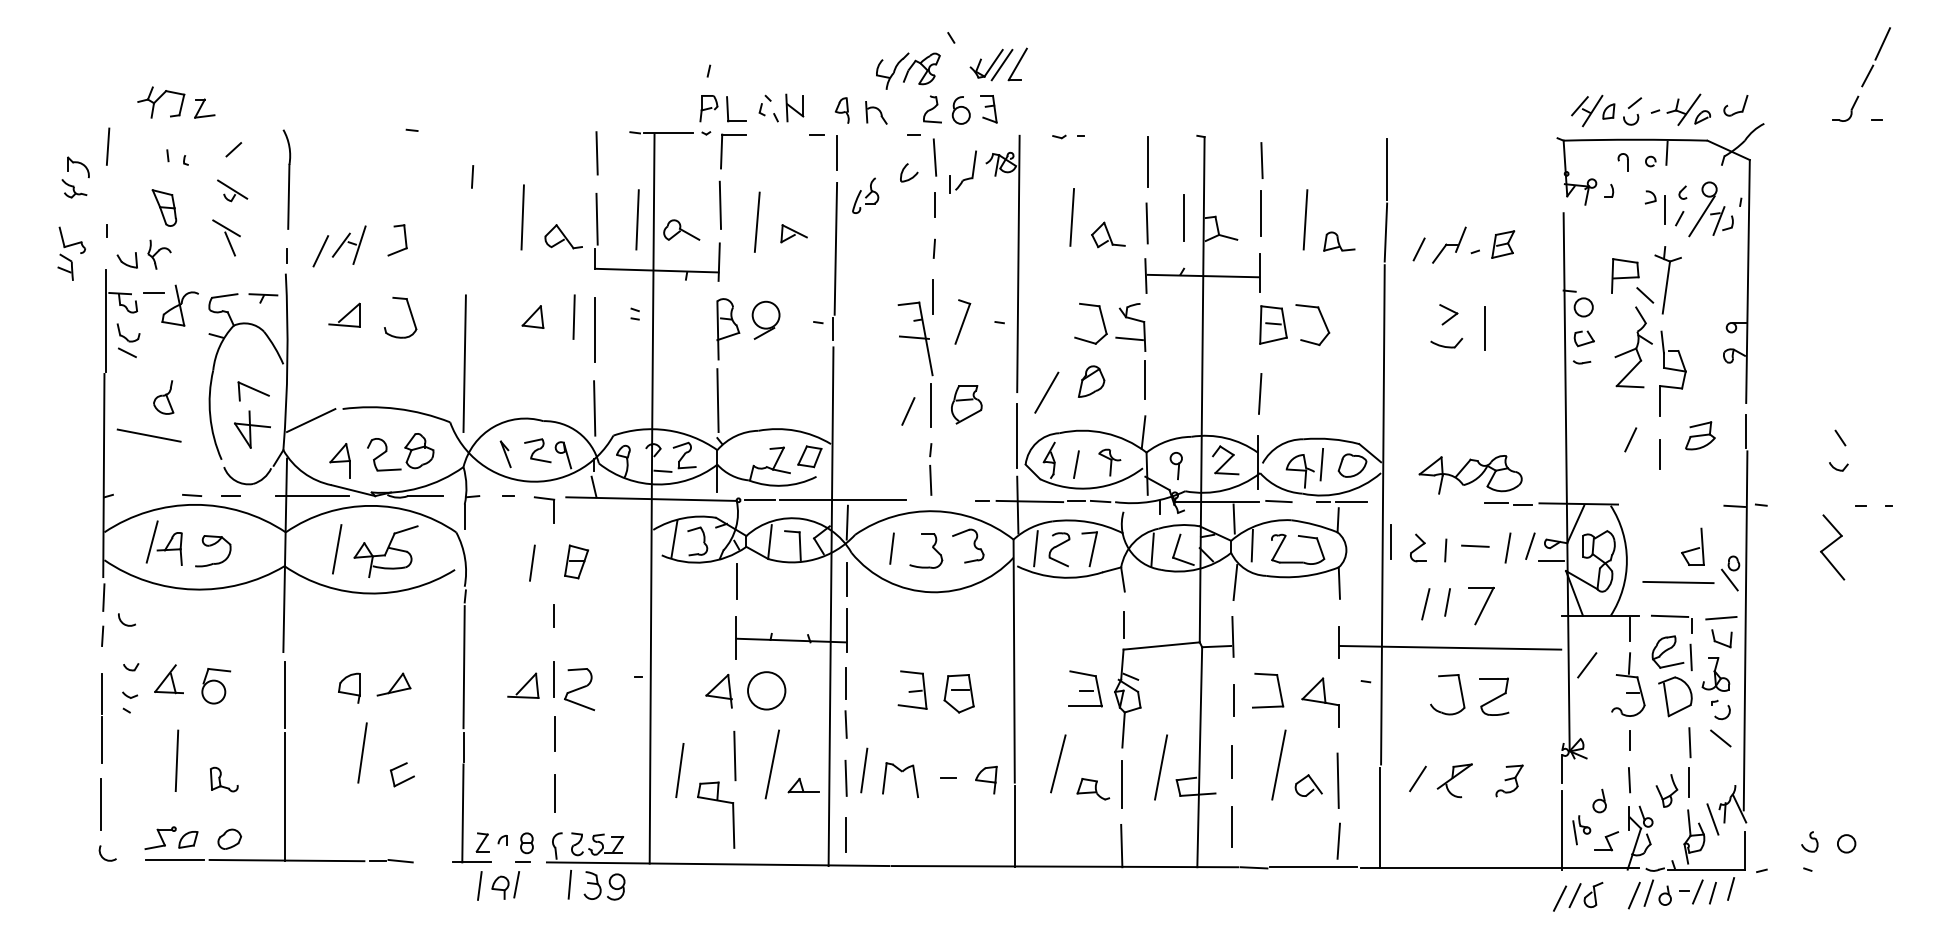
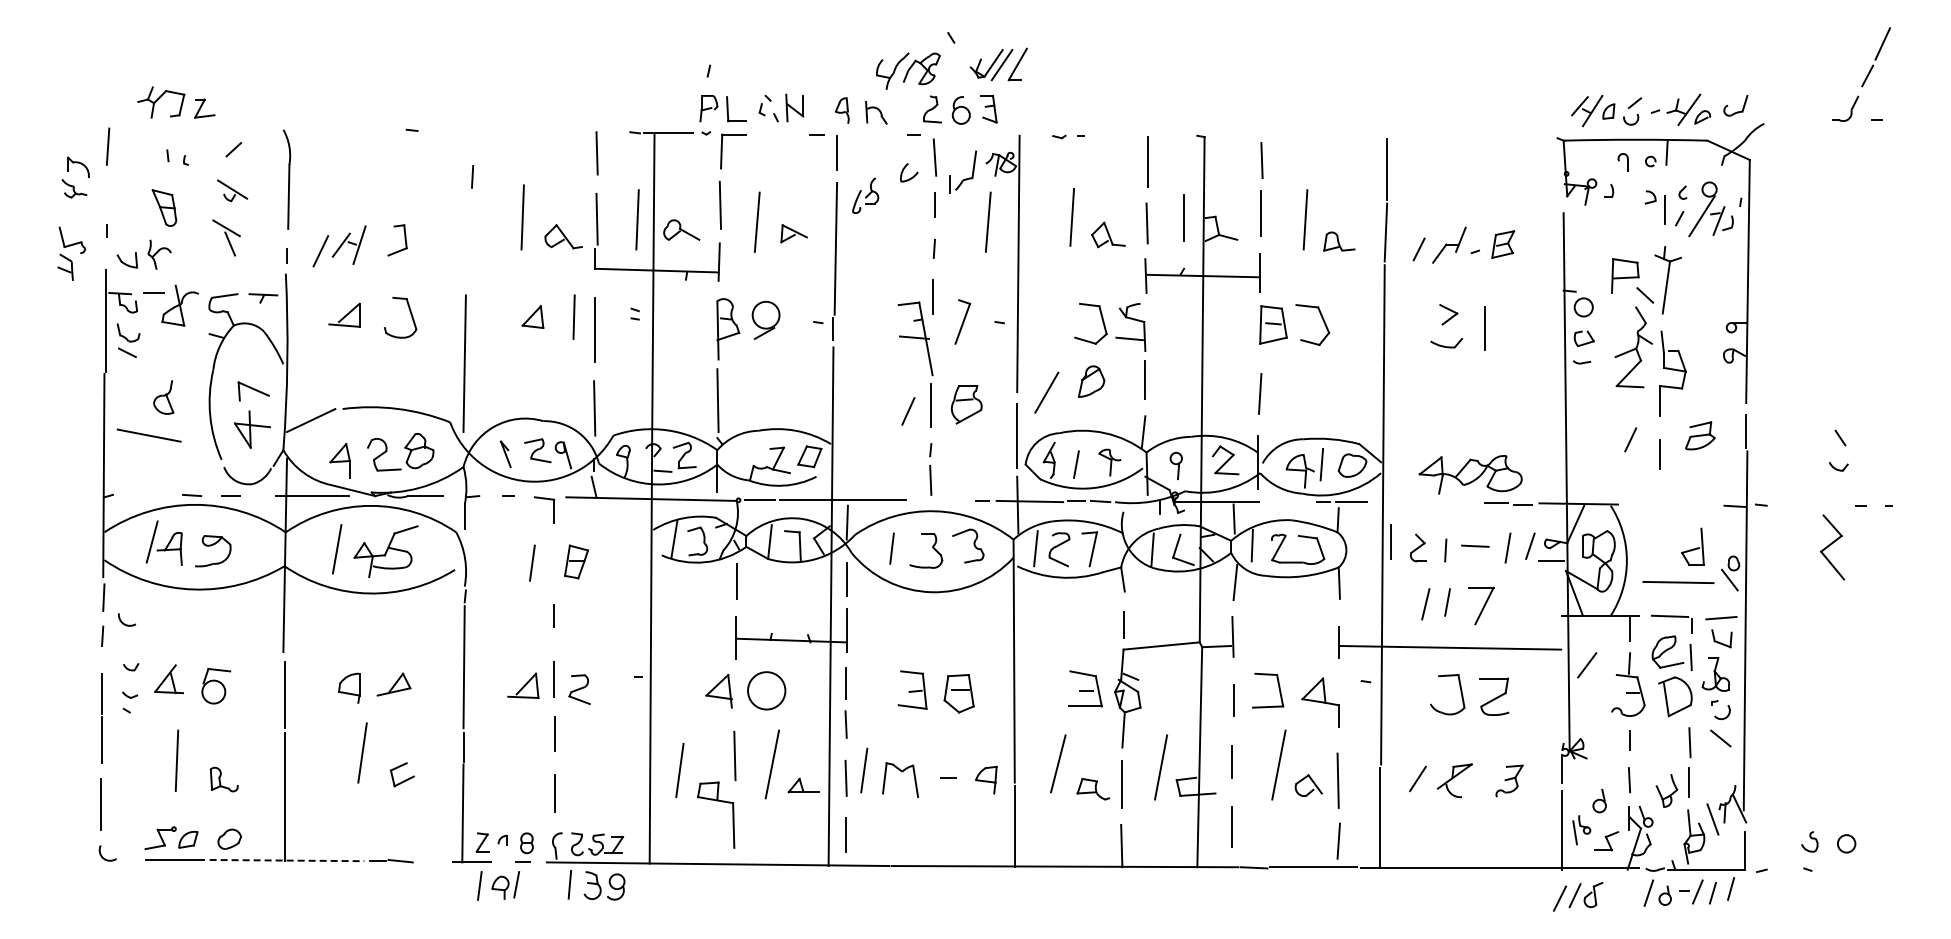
line: none -> present (988, 221)
line: present -> none (1278, 501)
part size: 32x44 px -> 23x31 px (579, 689)
line: solid -> dashed (287, 860)
line: present -> none (1633, 895)
